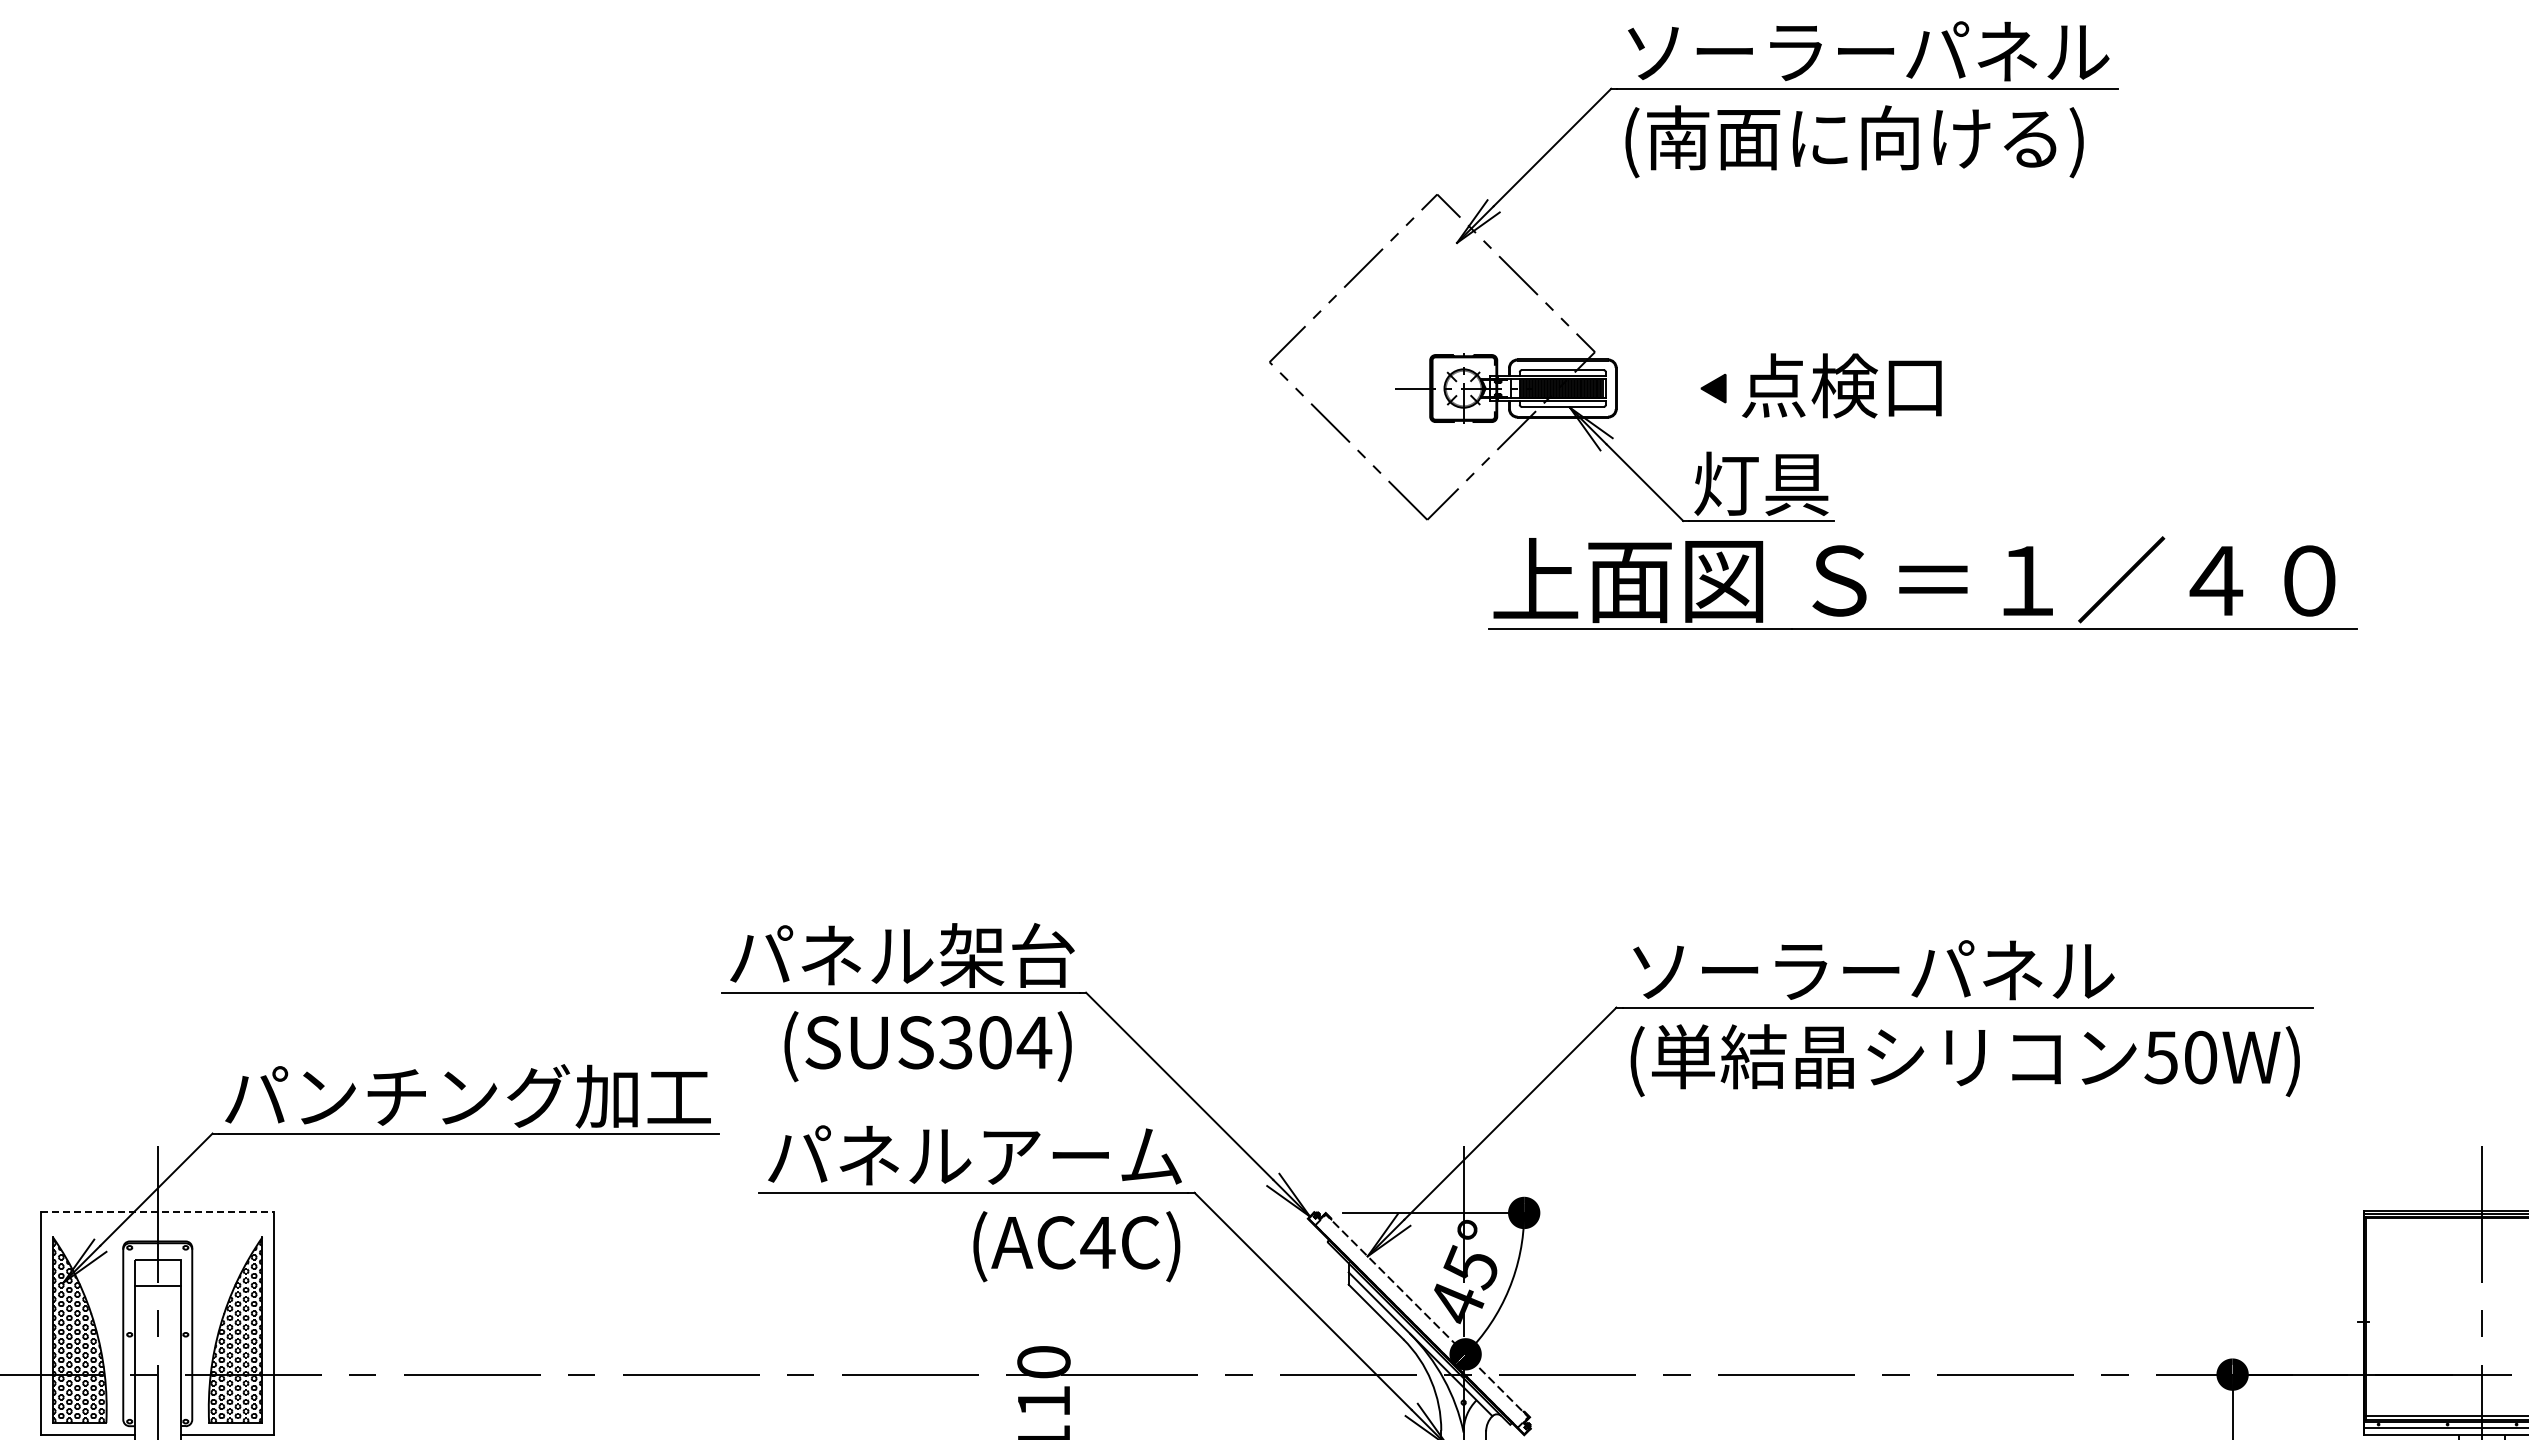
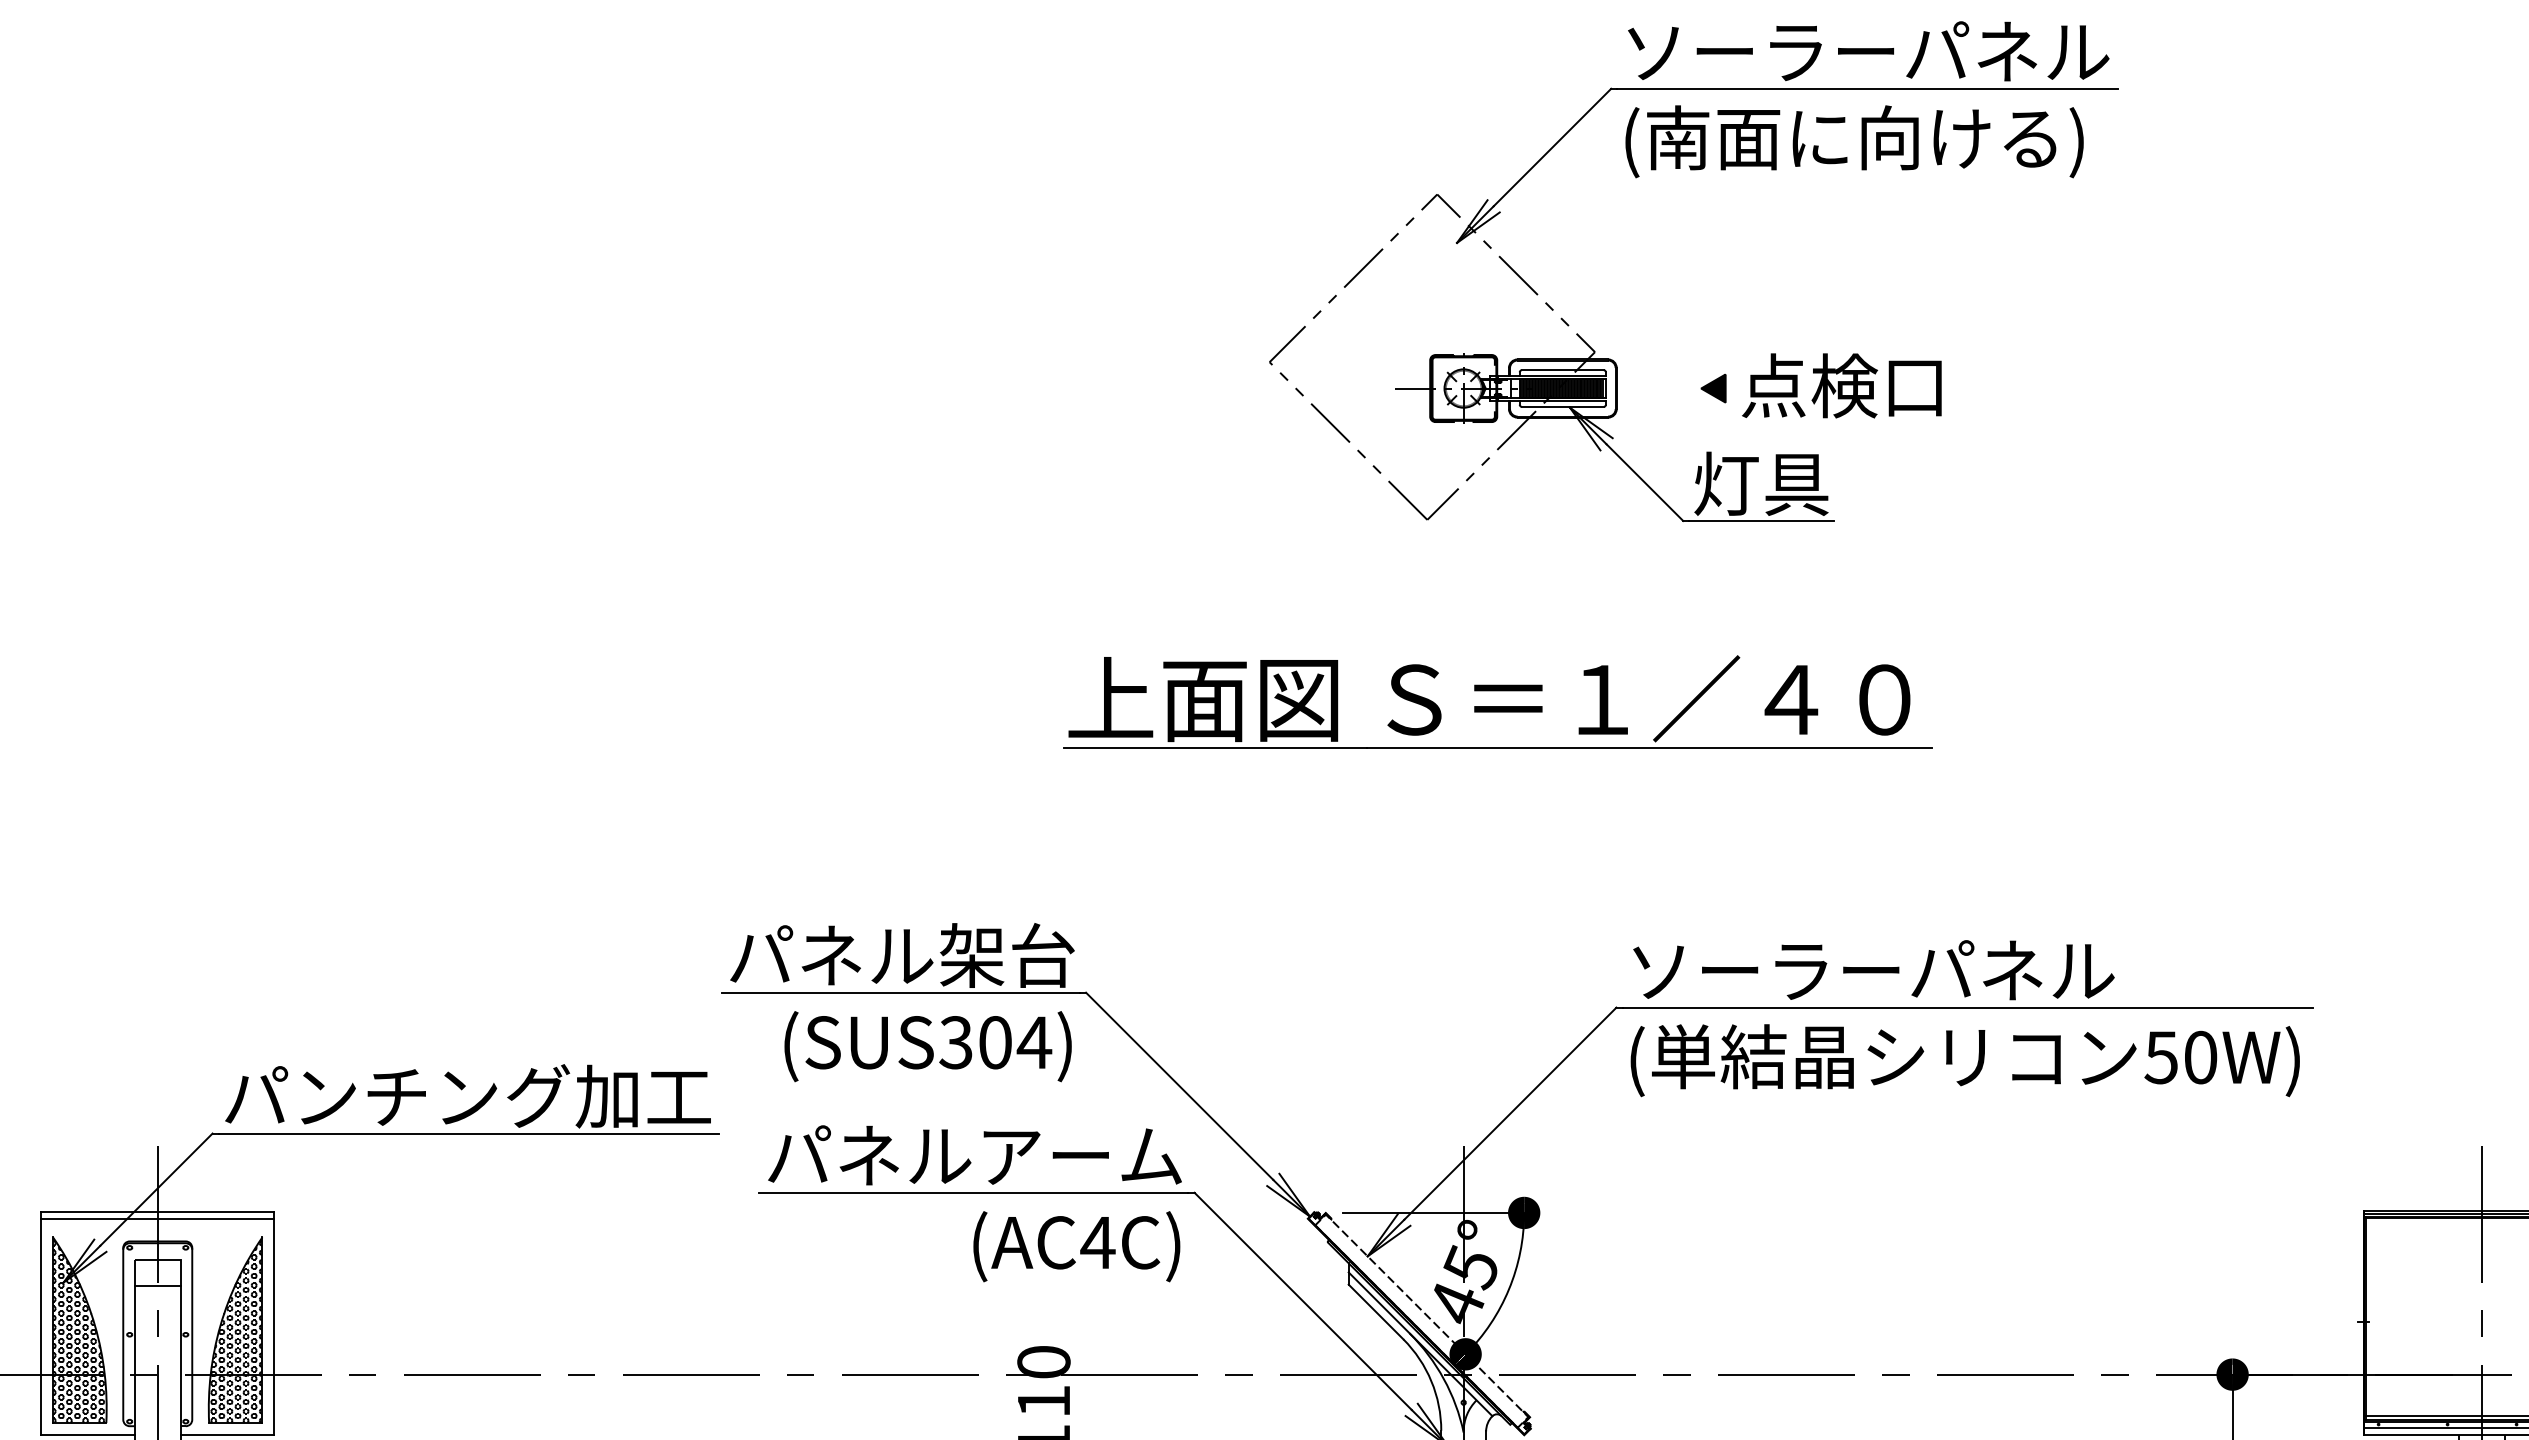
part position: (1922, 582) -> (1497, 701) (1497, 701)
line: dashed -> solid (158, 1212)
line: none -> present (157, 1218)
